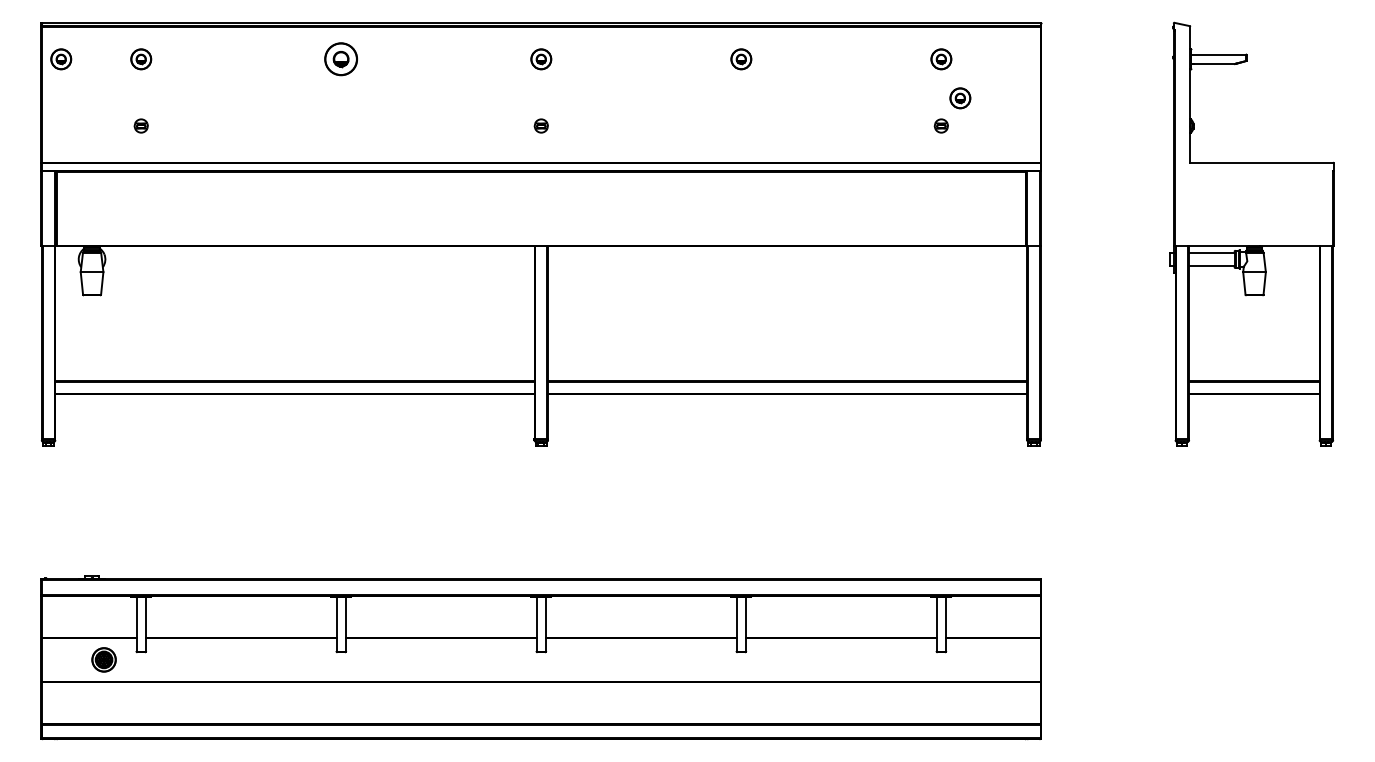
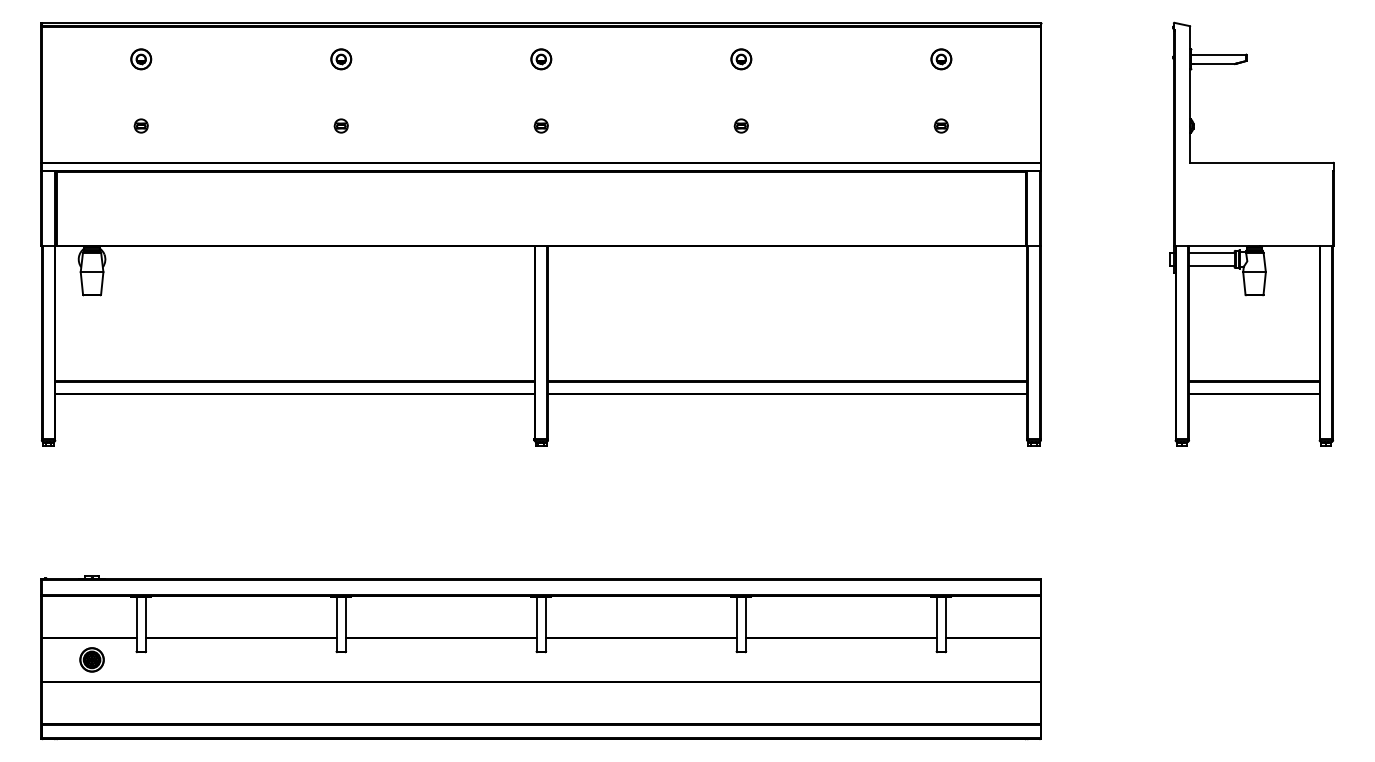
part: present -> none (61, 59)
part size: 34x35 px -> 23x23 px (341, 59)
part: present -> none (960, 98)
part: none -> present (340, 125)
part: none -> present (740, 125)
part position: (103, 659) -> (91, 659) (91, 659)
